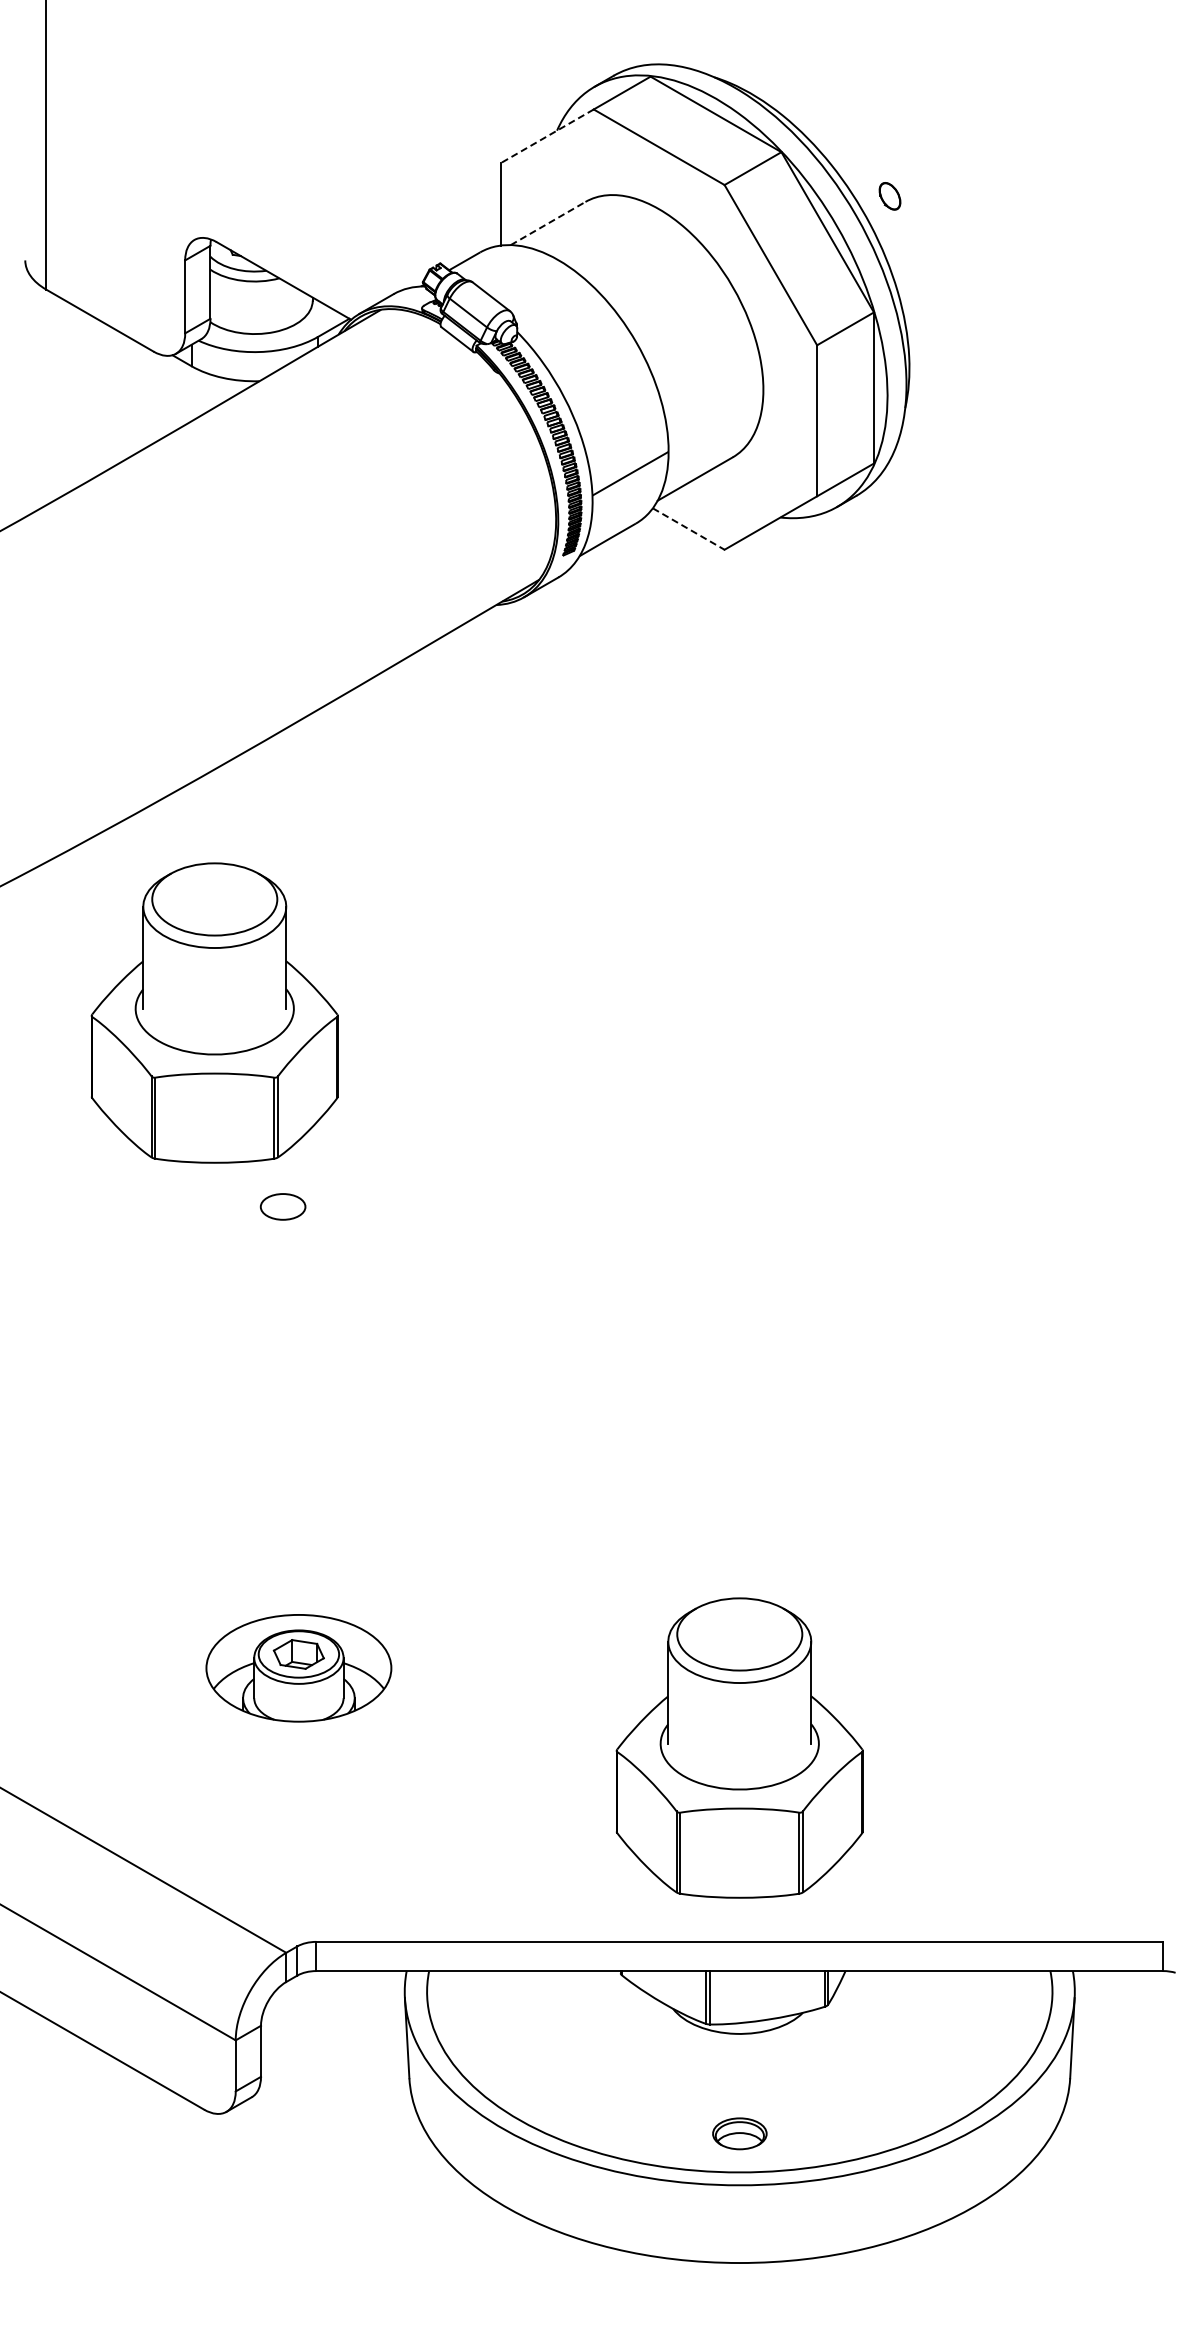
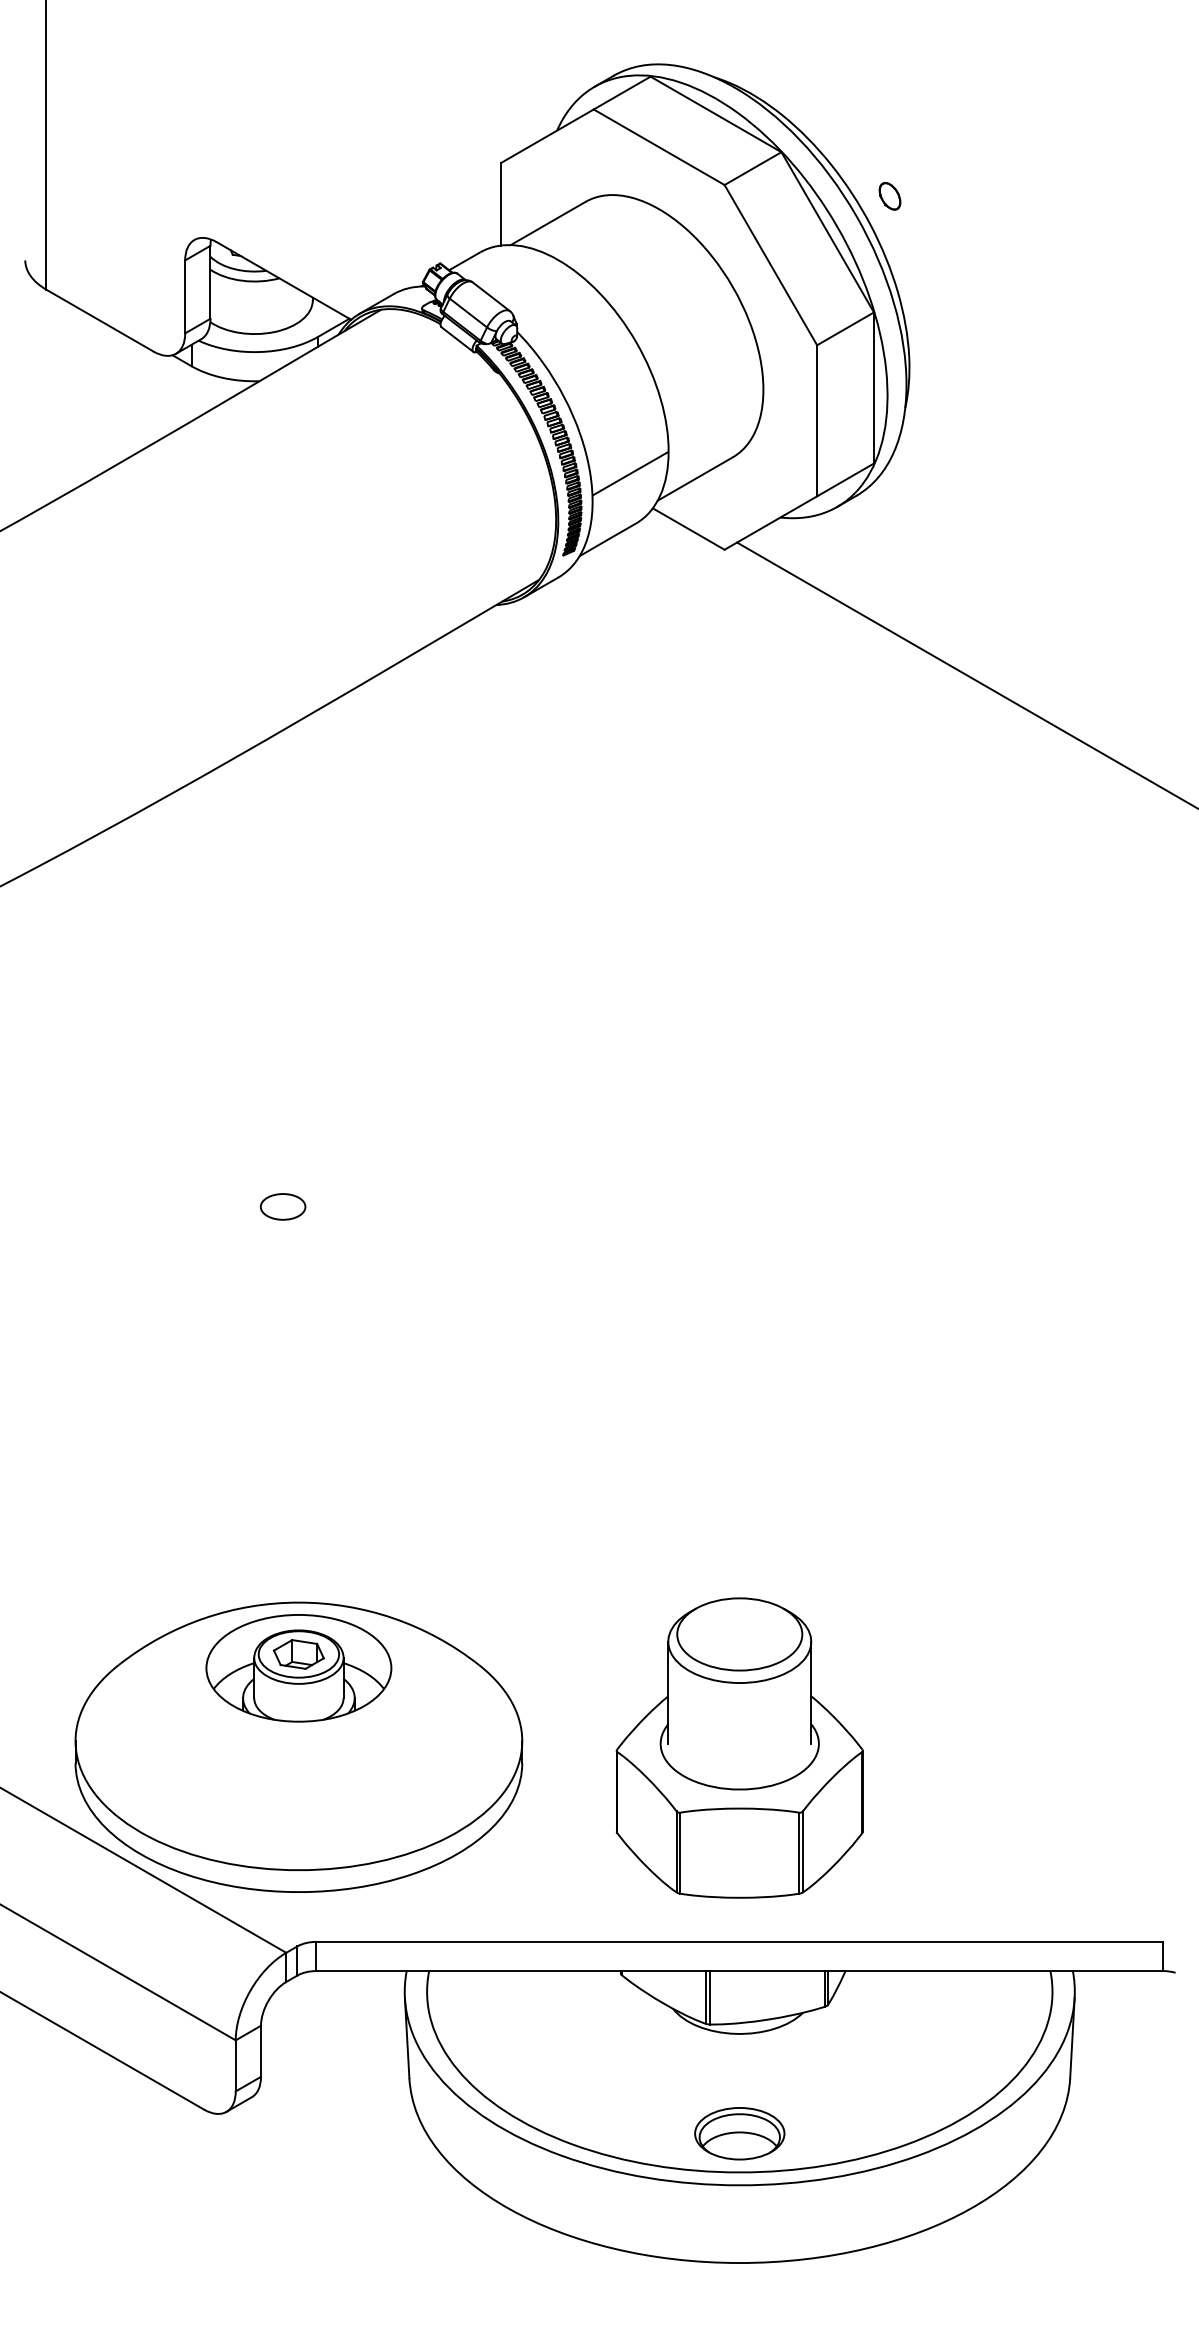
line: dashed -> solid (547, 136)
line: dashed -> solid (548, 223)
line: dashed -> solid (689, 529)
line: none -> present (966, 674)
part: present -> none (214, 1012)
part: none -> present (298, 1746)
part size: 56x34 px -> 92x54 px (739, 2133)
